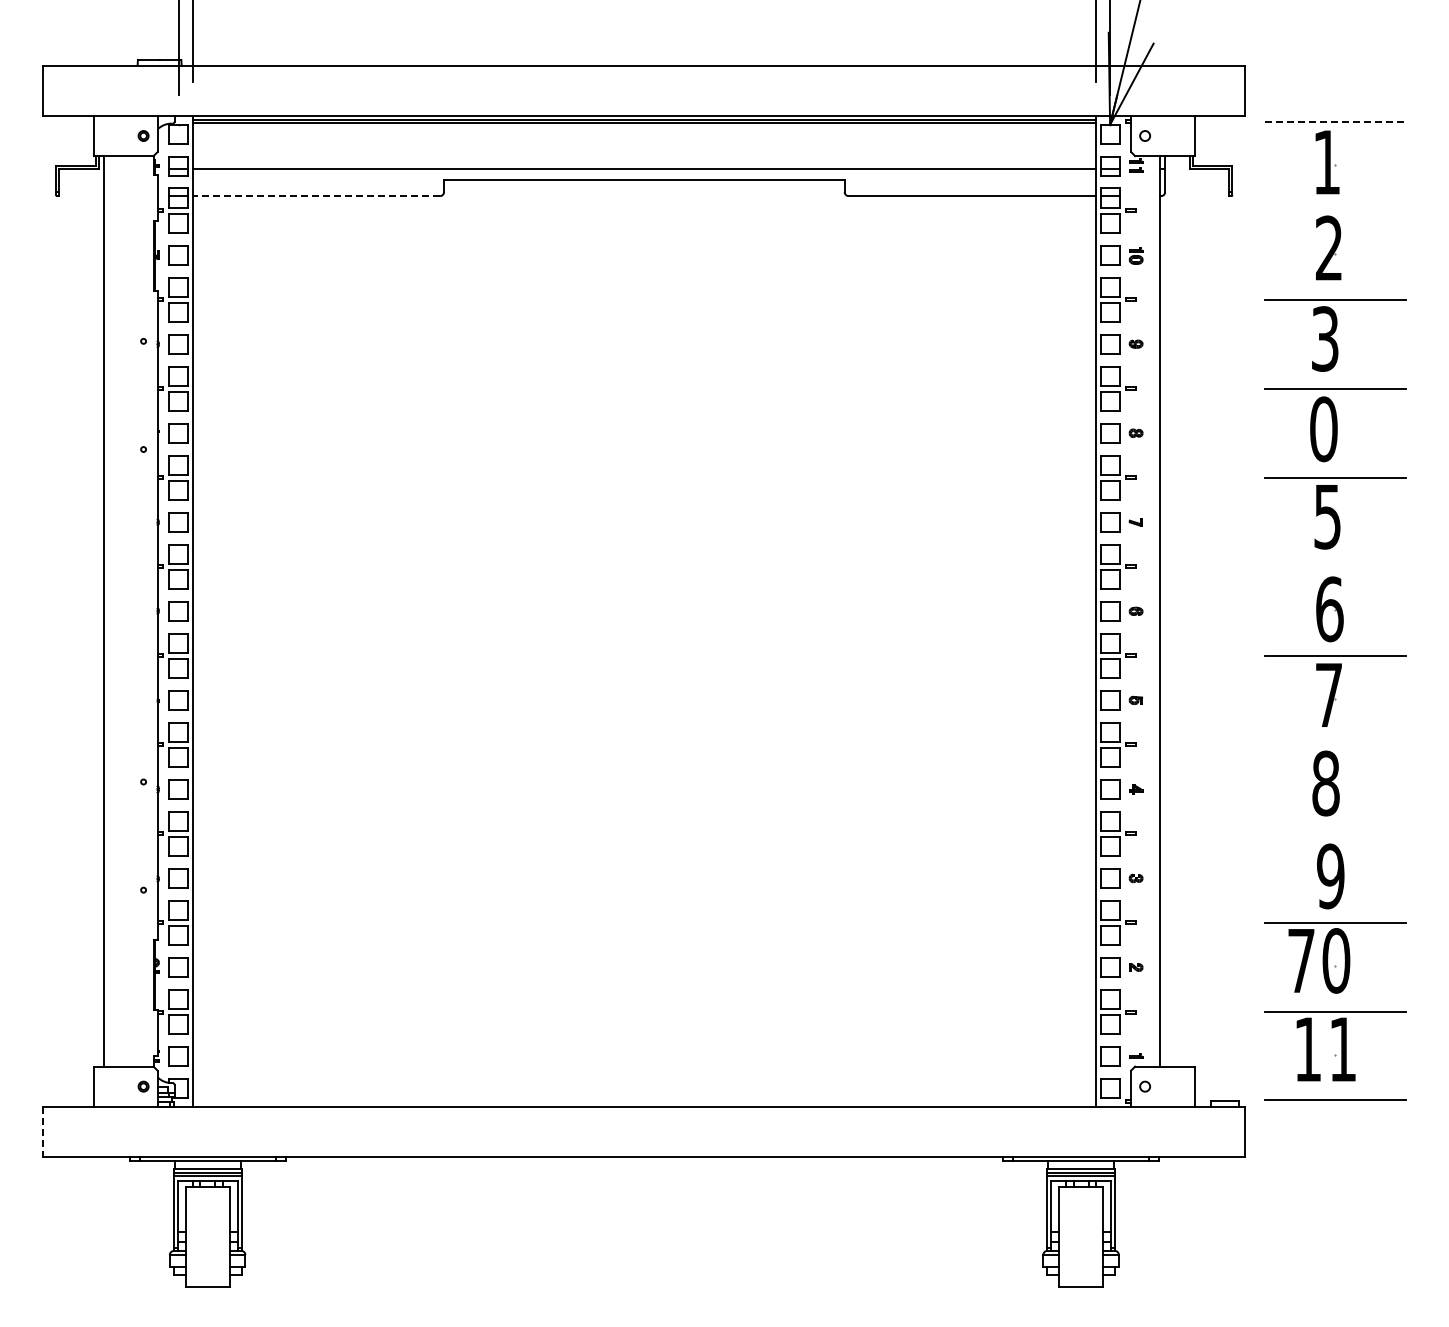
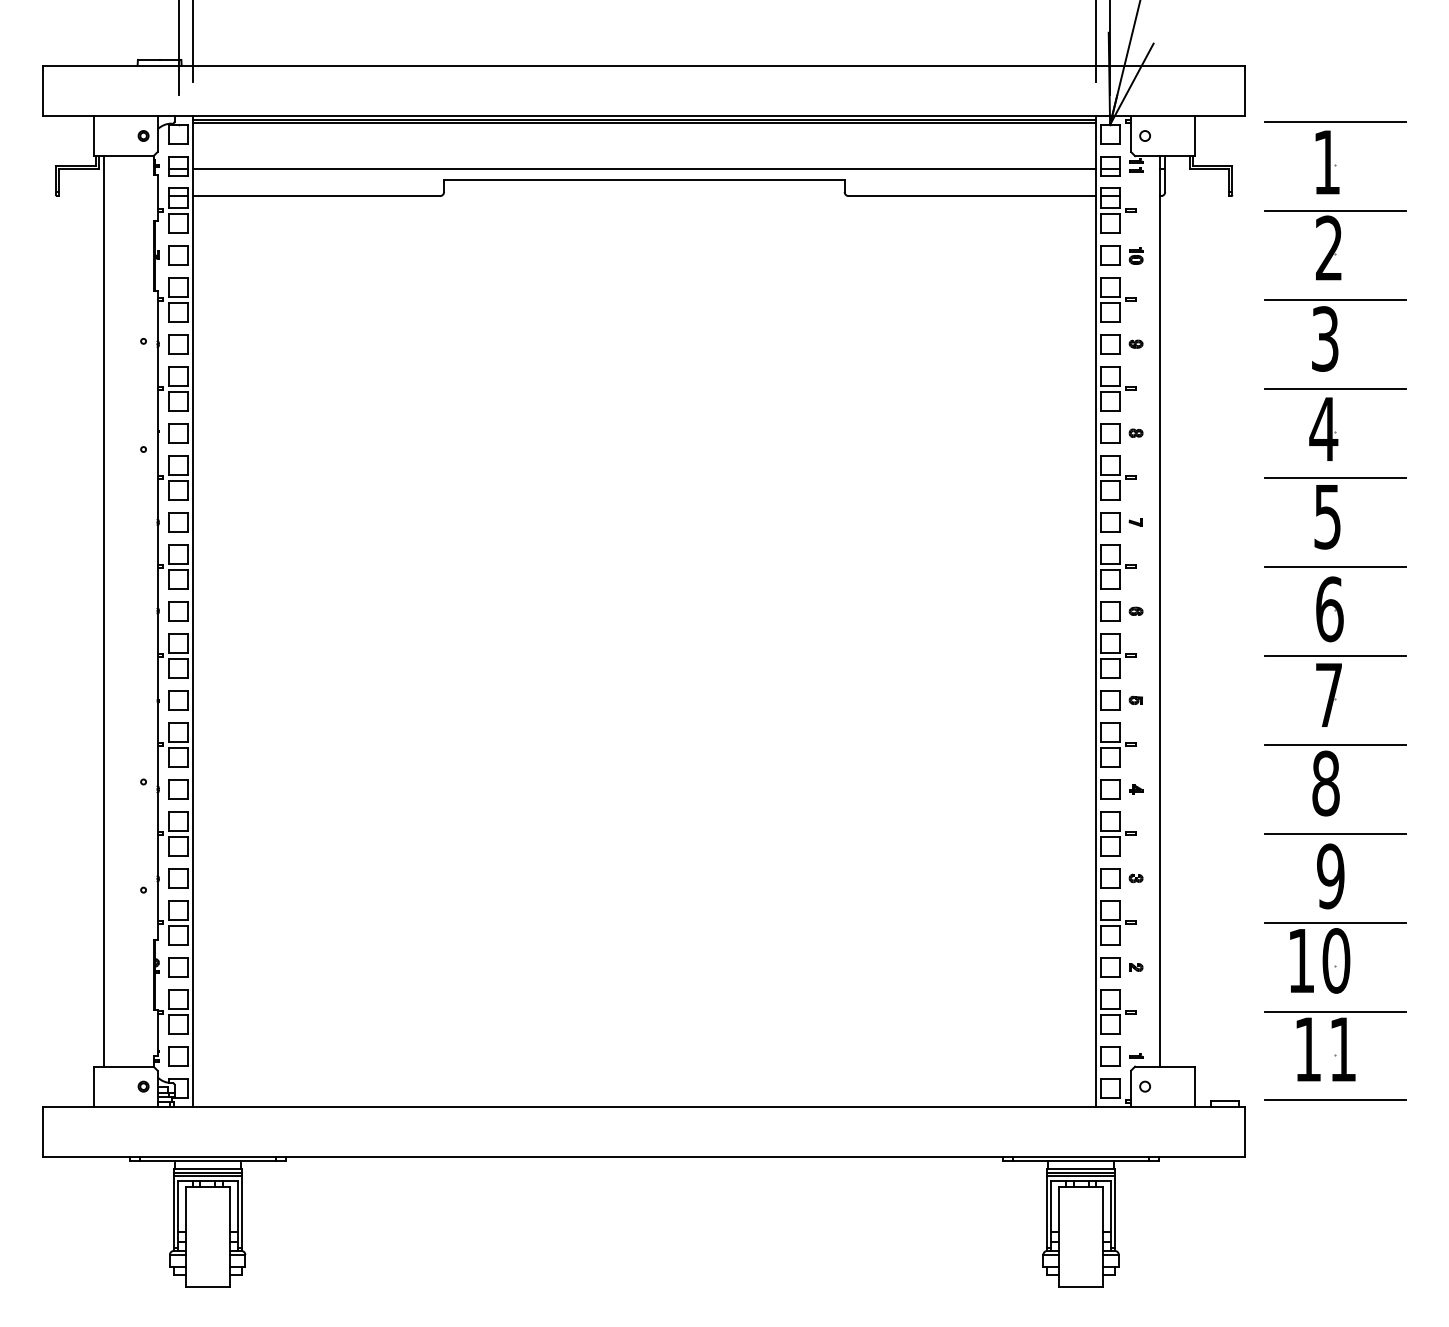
line: dashed -> solid (1335, 121)
line: dashed -> solid (316, 196)
line: none -> present (1335, 210)
text: 0 -> 4 (1323, 429)
line: none -> present (1335, 566)
line: none -> present (1335, 744)
line: none -> present (1335, 833)
text: 70 -> 10 (1301, 960)
line: dashed -> solid (43, 1132)
